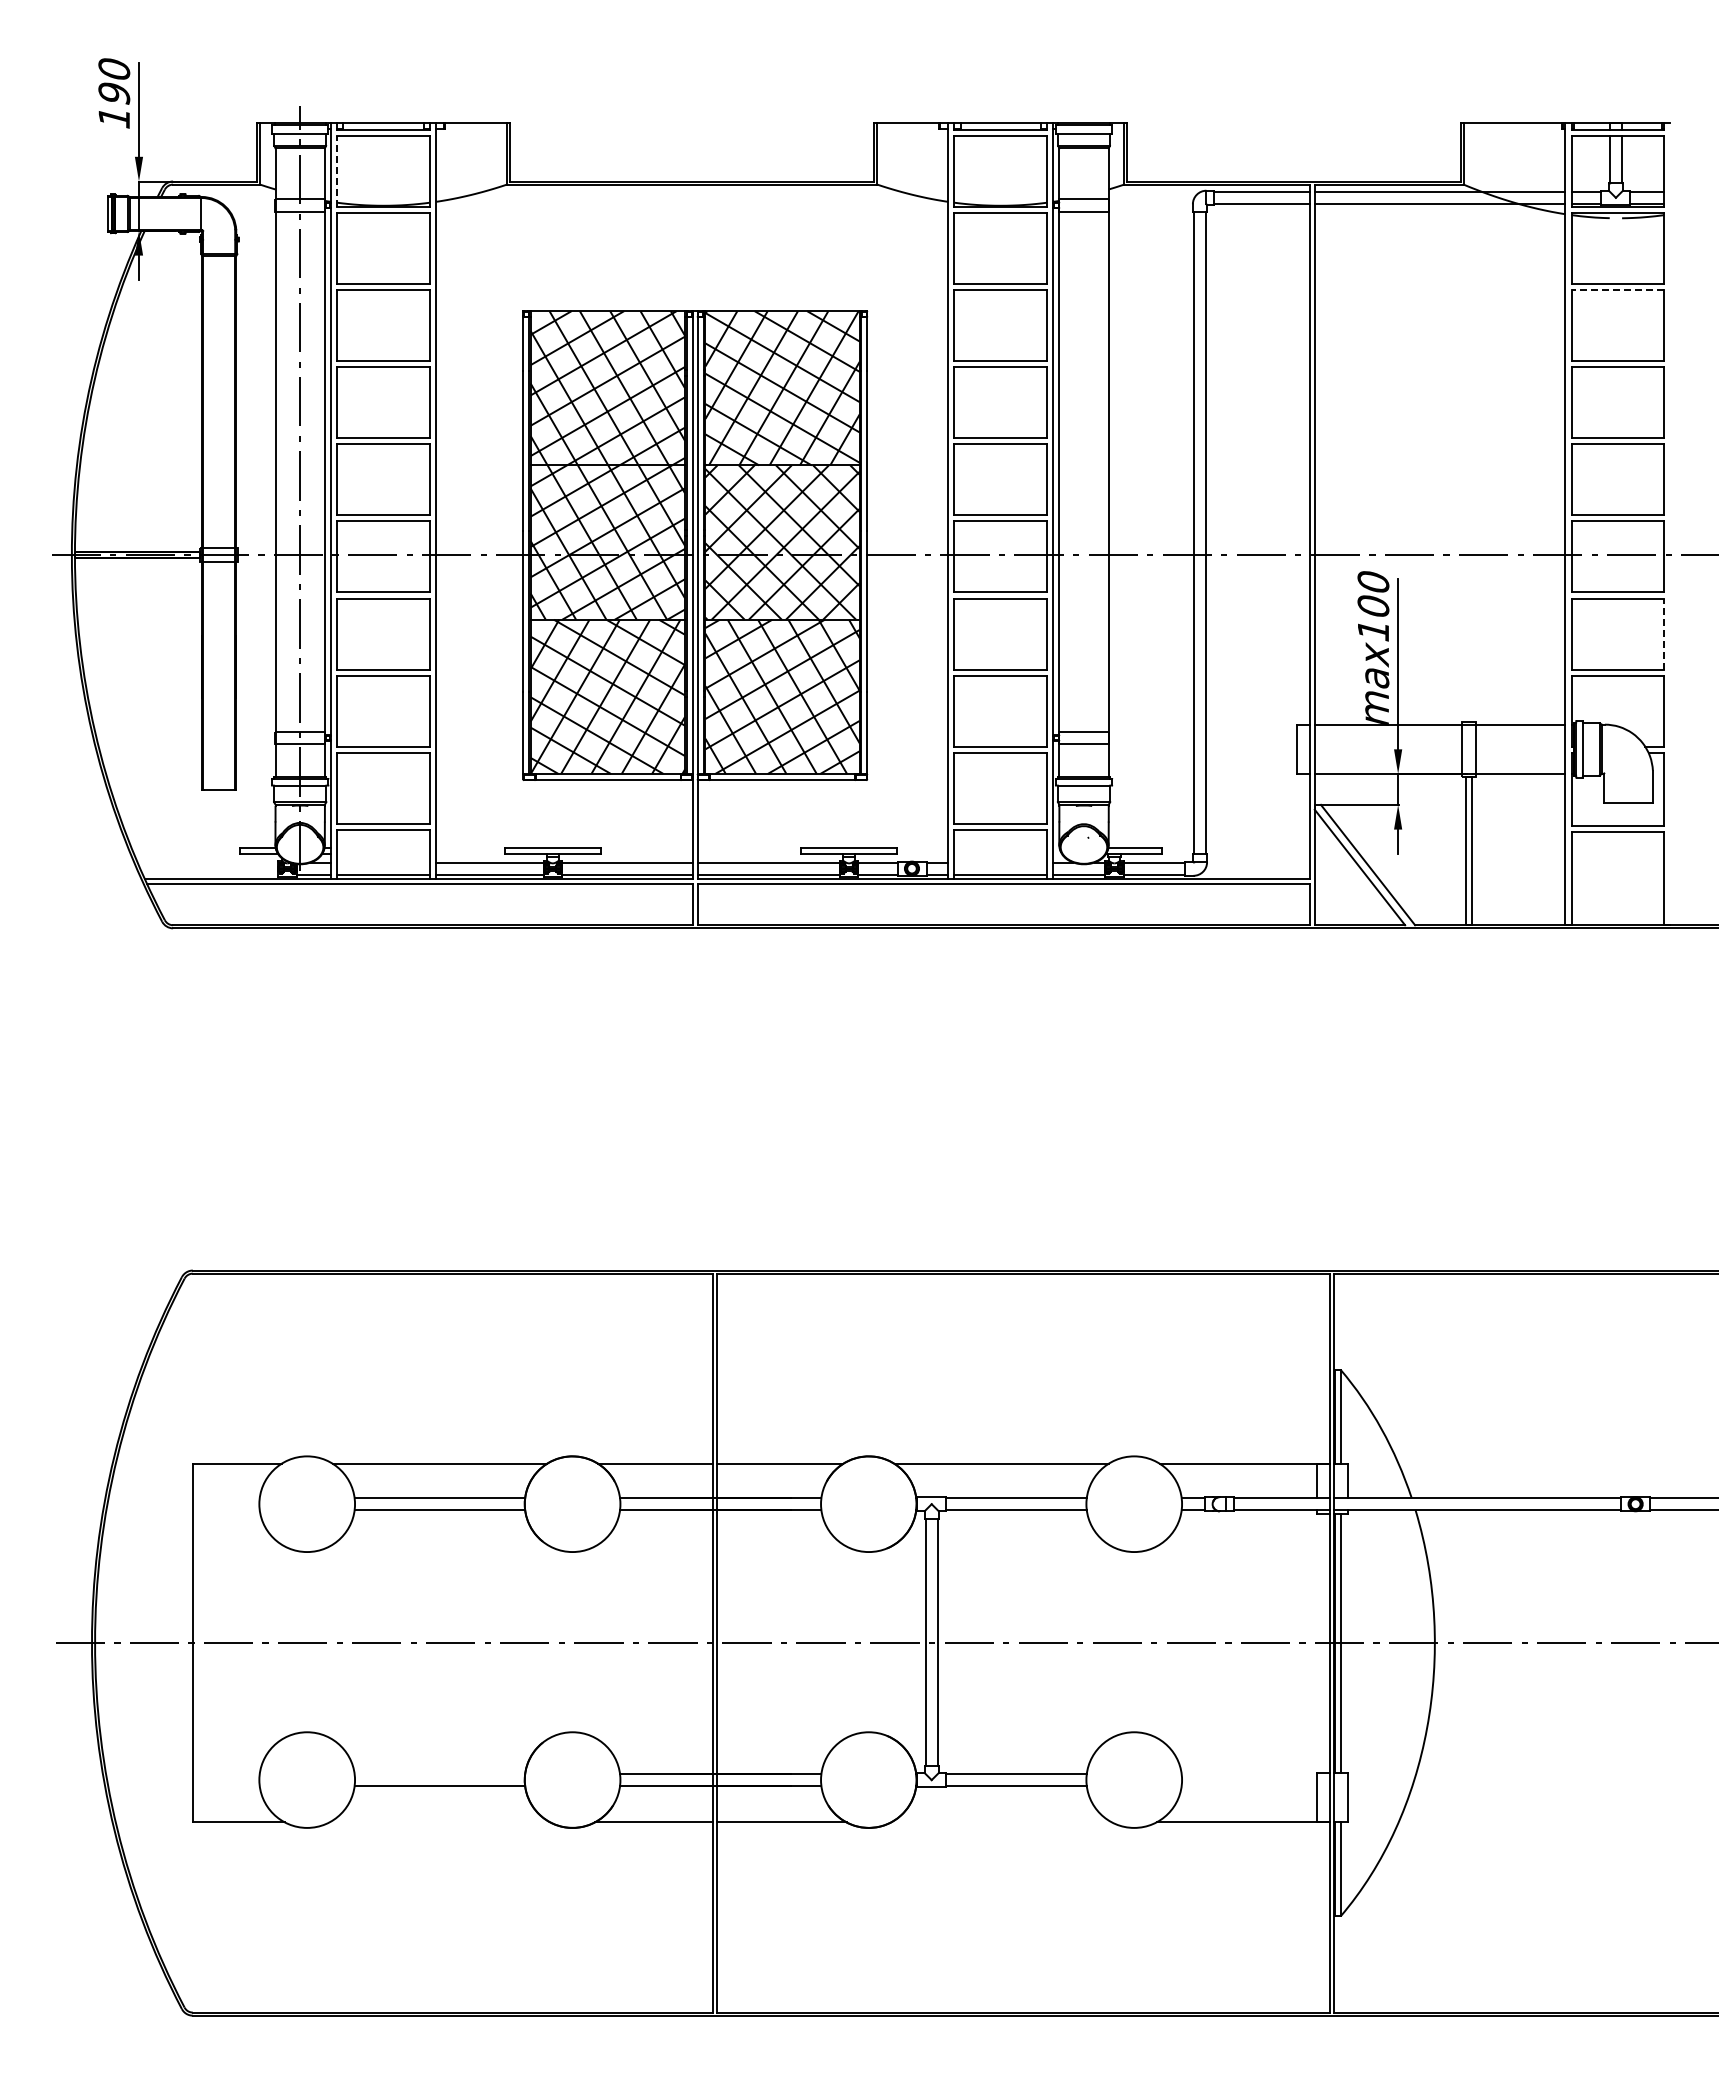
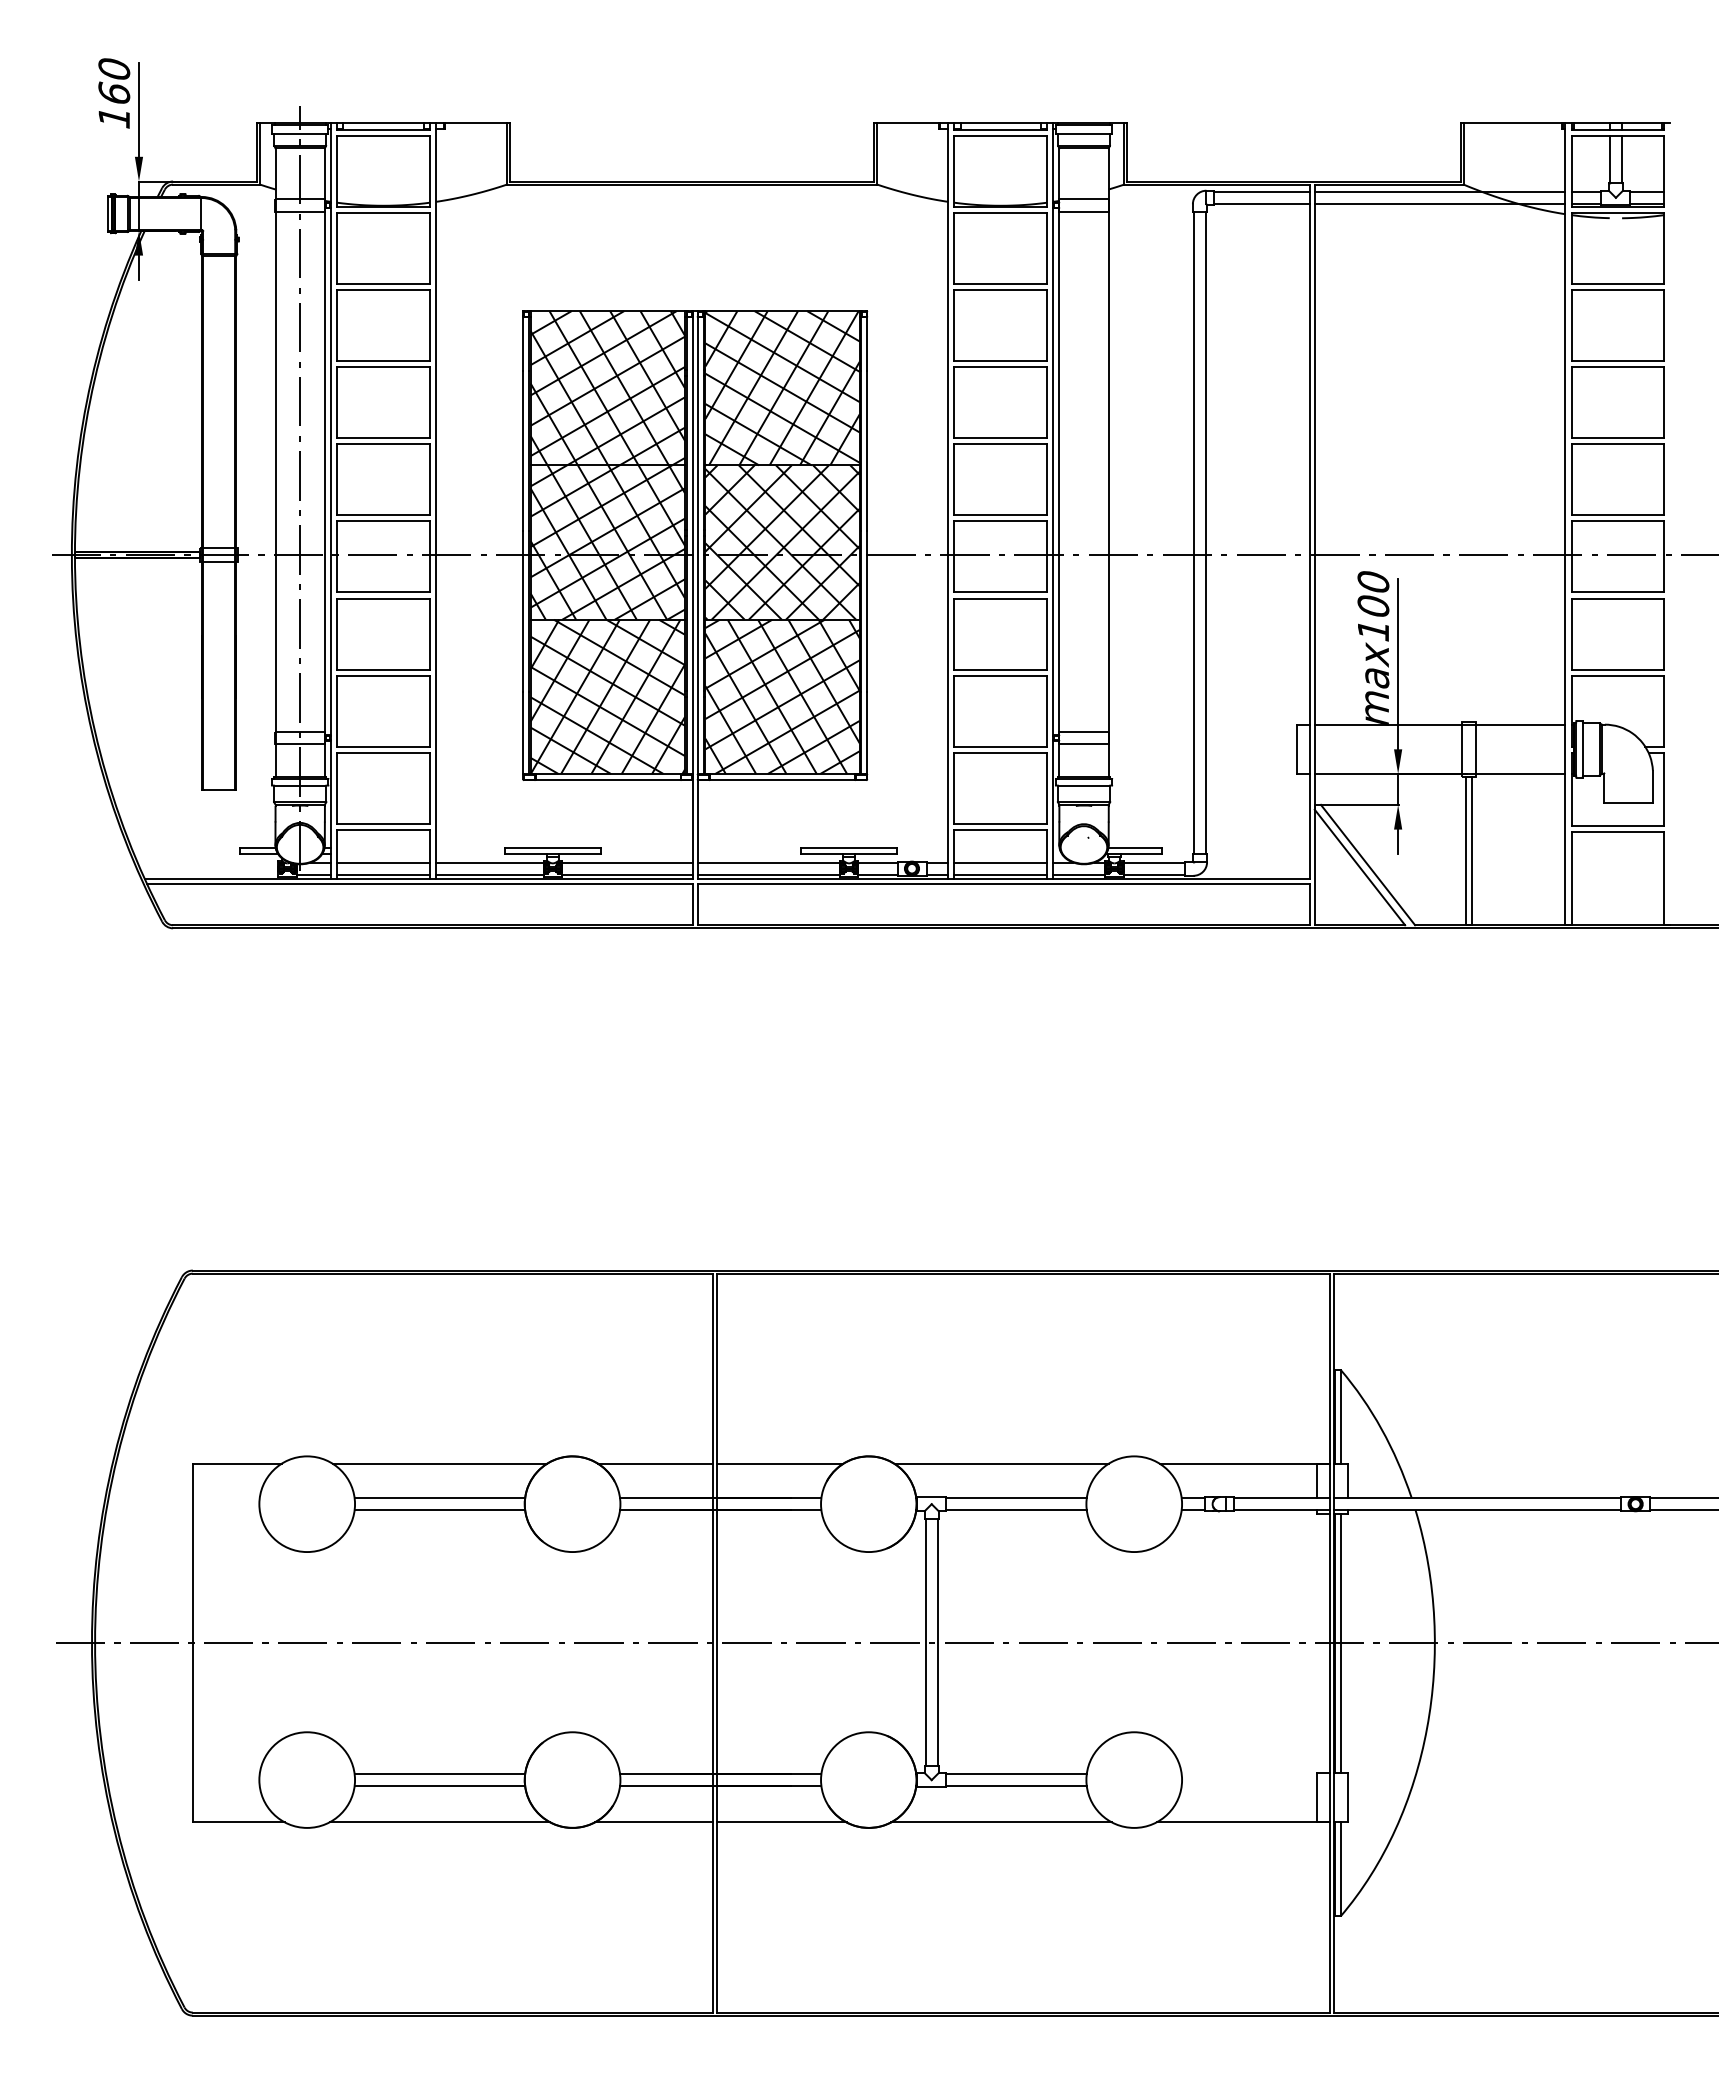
text: 190 -> 160 (114, 92)
line: dashed -> solid (337, 170)
line: dashed -> solid (1617, 290)
line: dashed -> solid (1664, 633)
line: none -> present (383, 862)
line: none -> present (1000, 862)
line: none -> present (439, 1773)
line: none -> present (439, 1822)
line: none -> present (1001, 1822)
